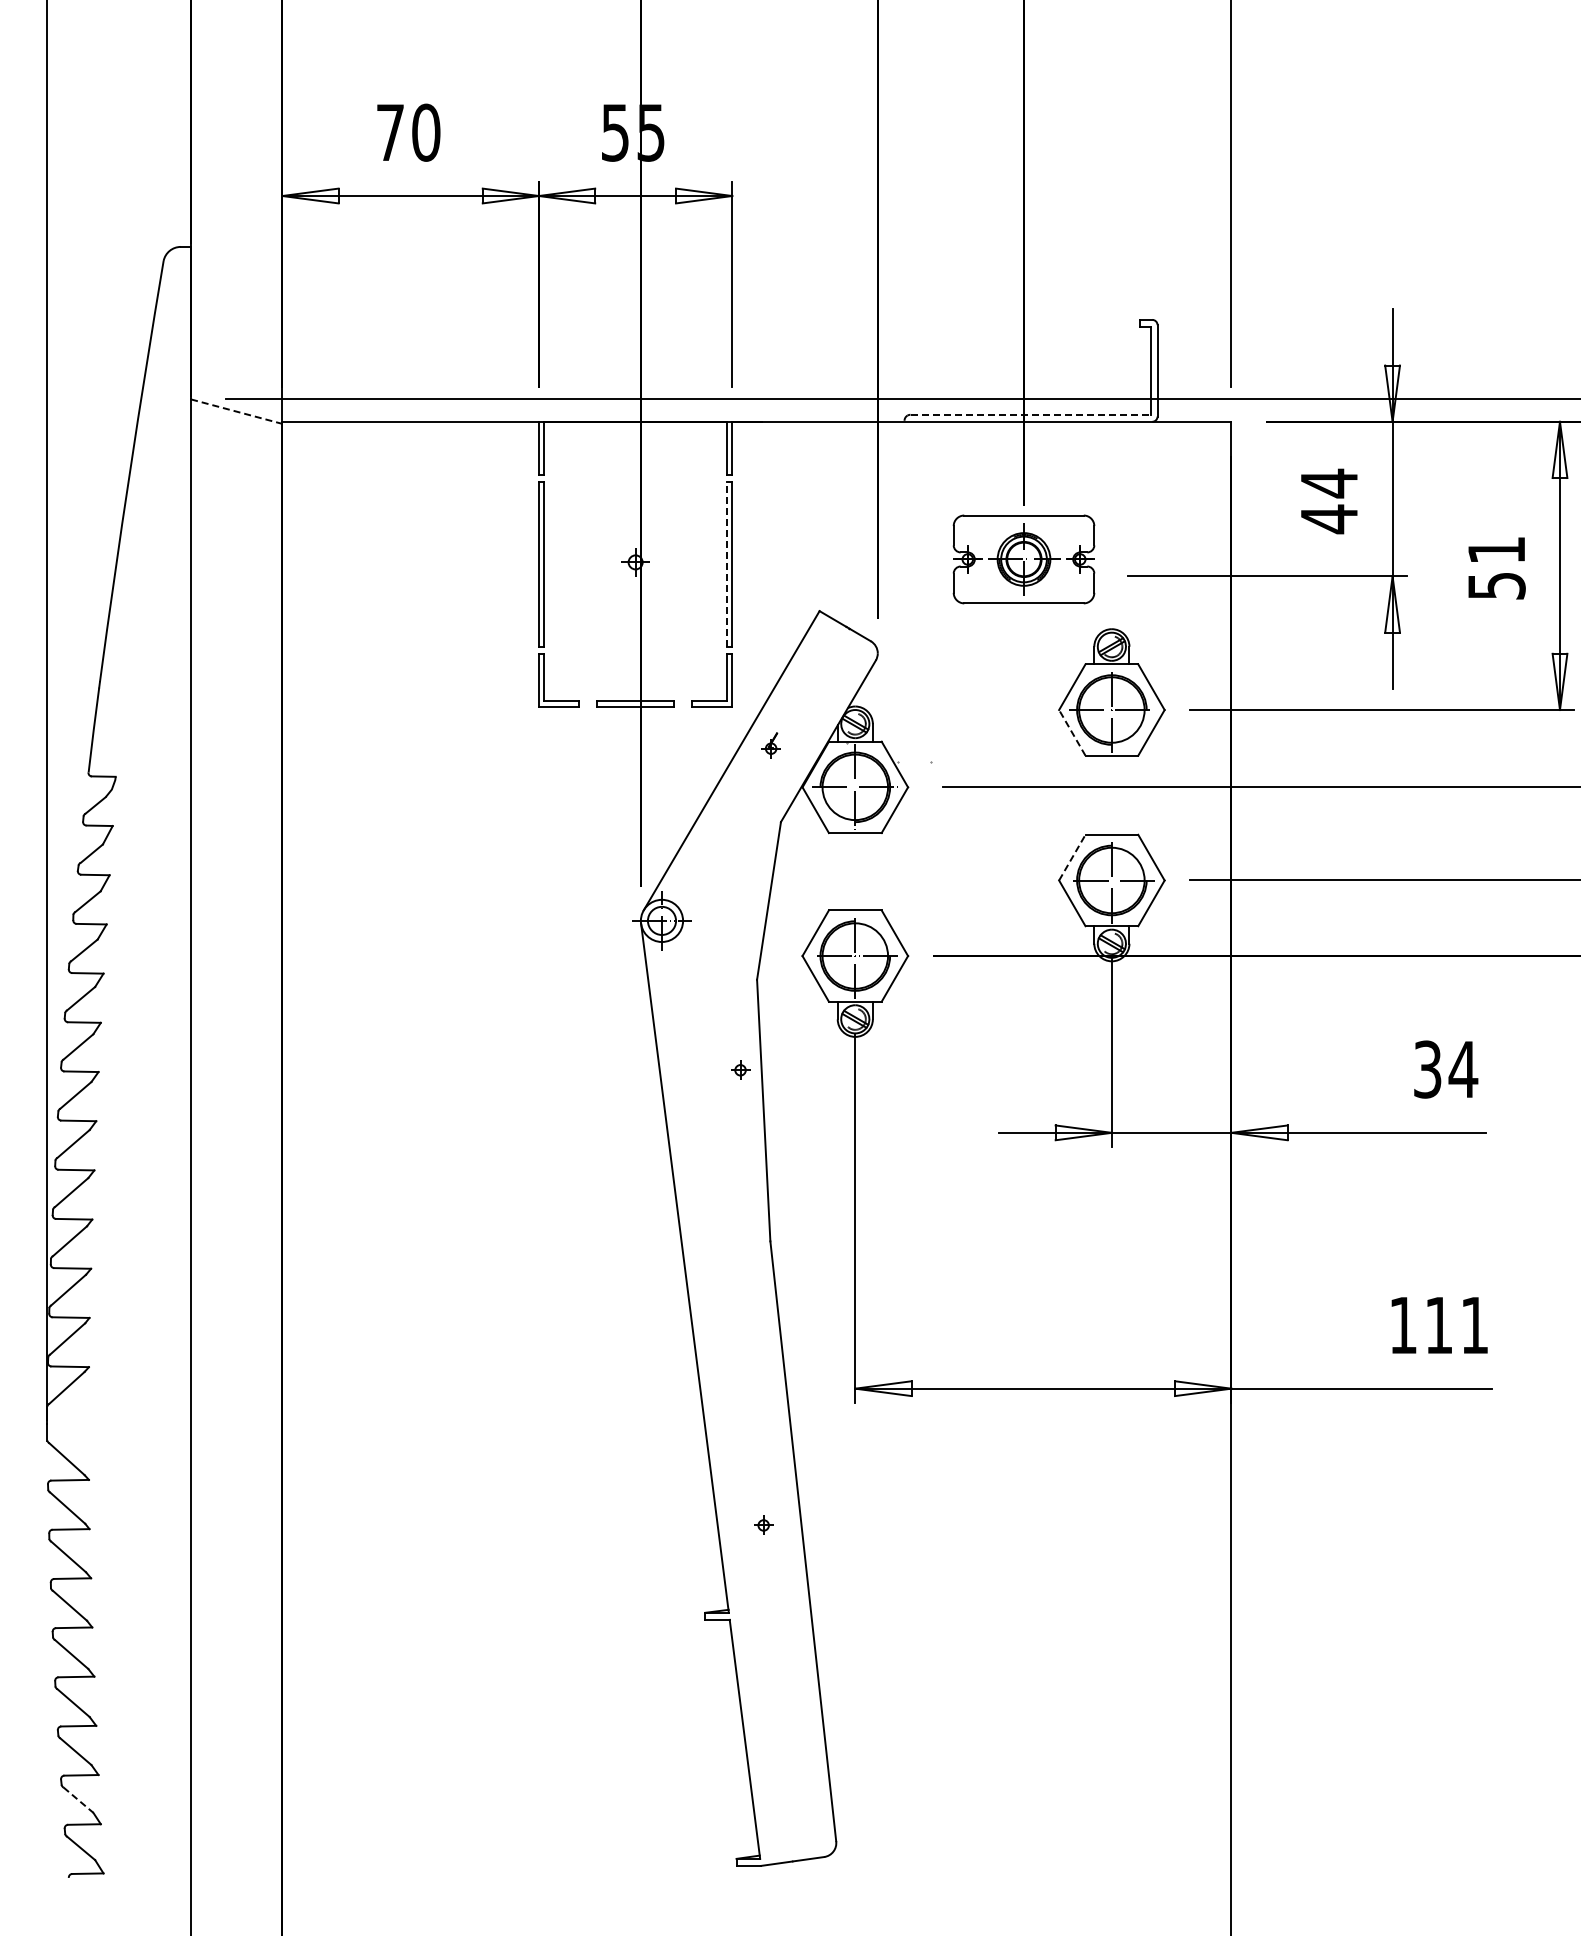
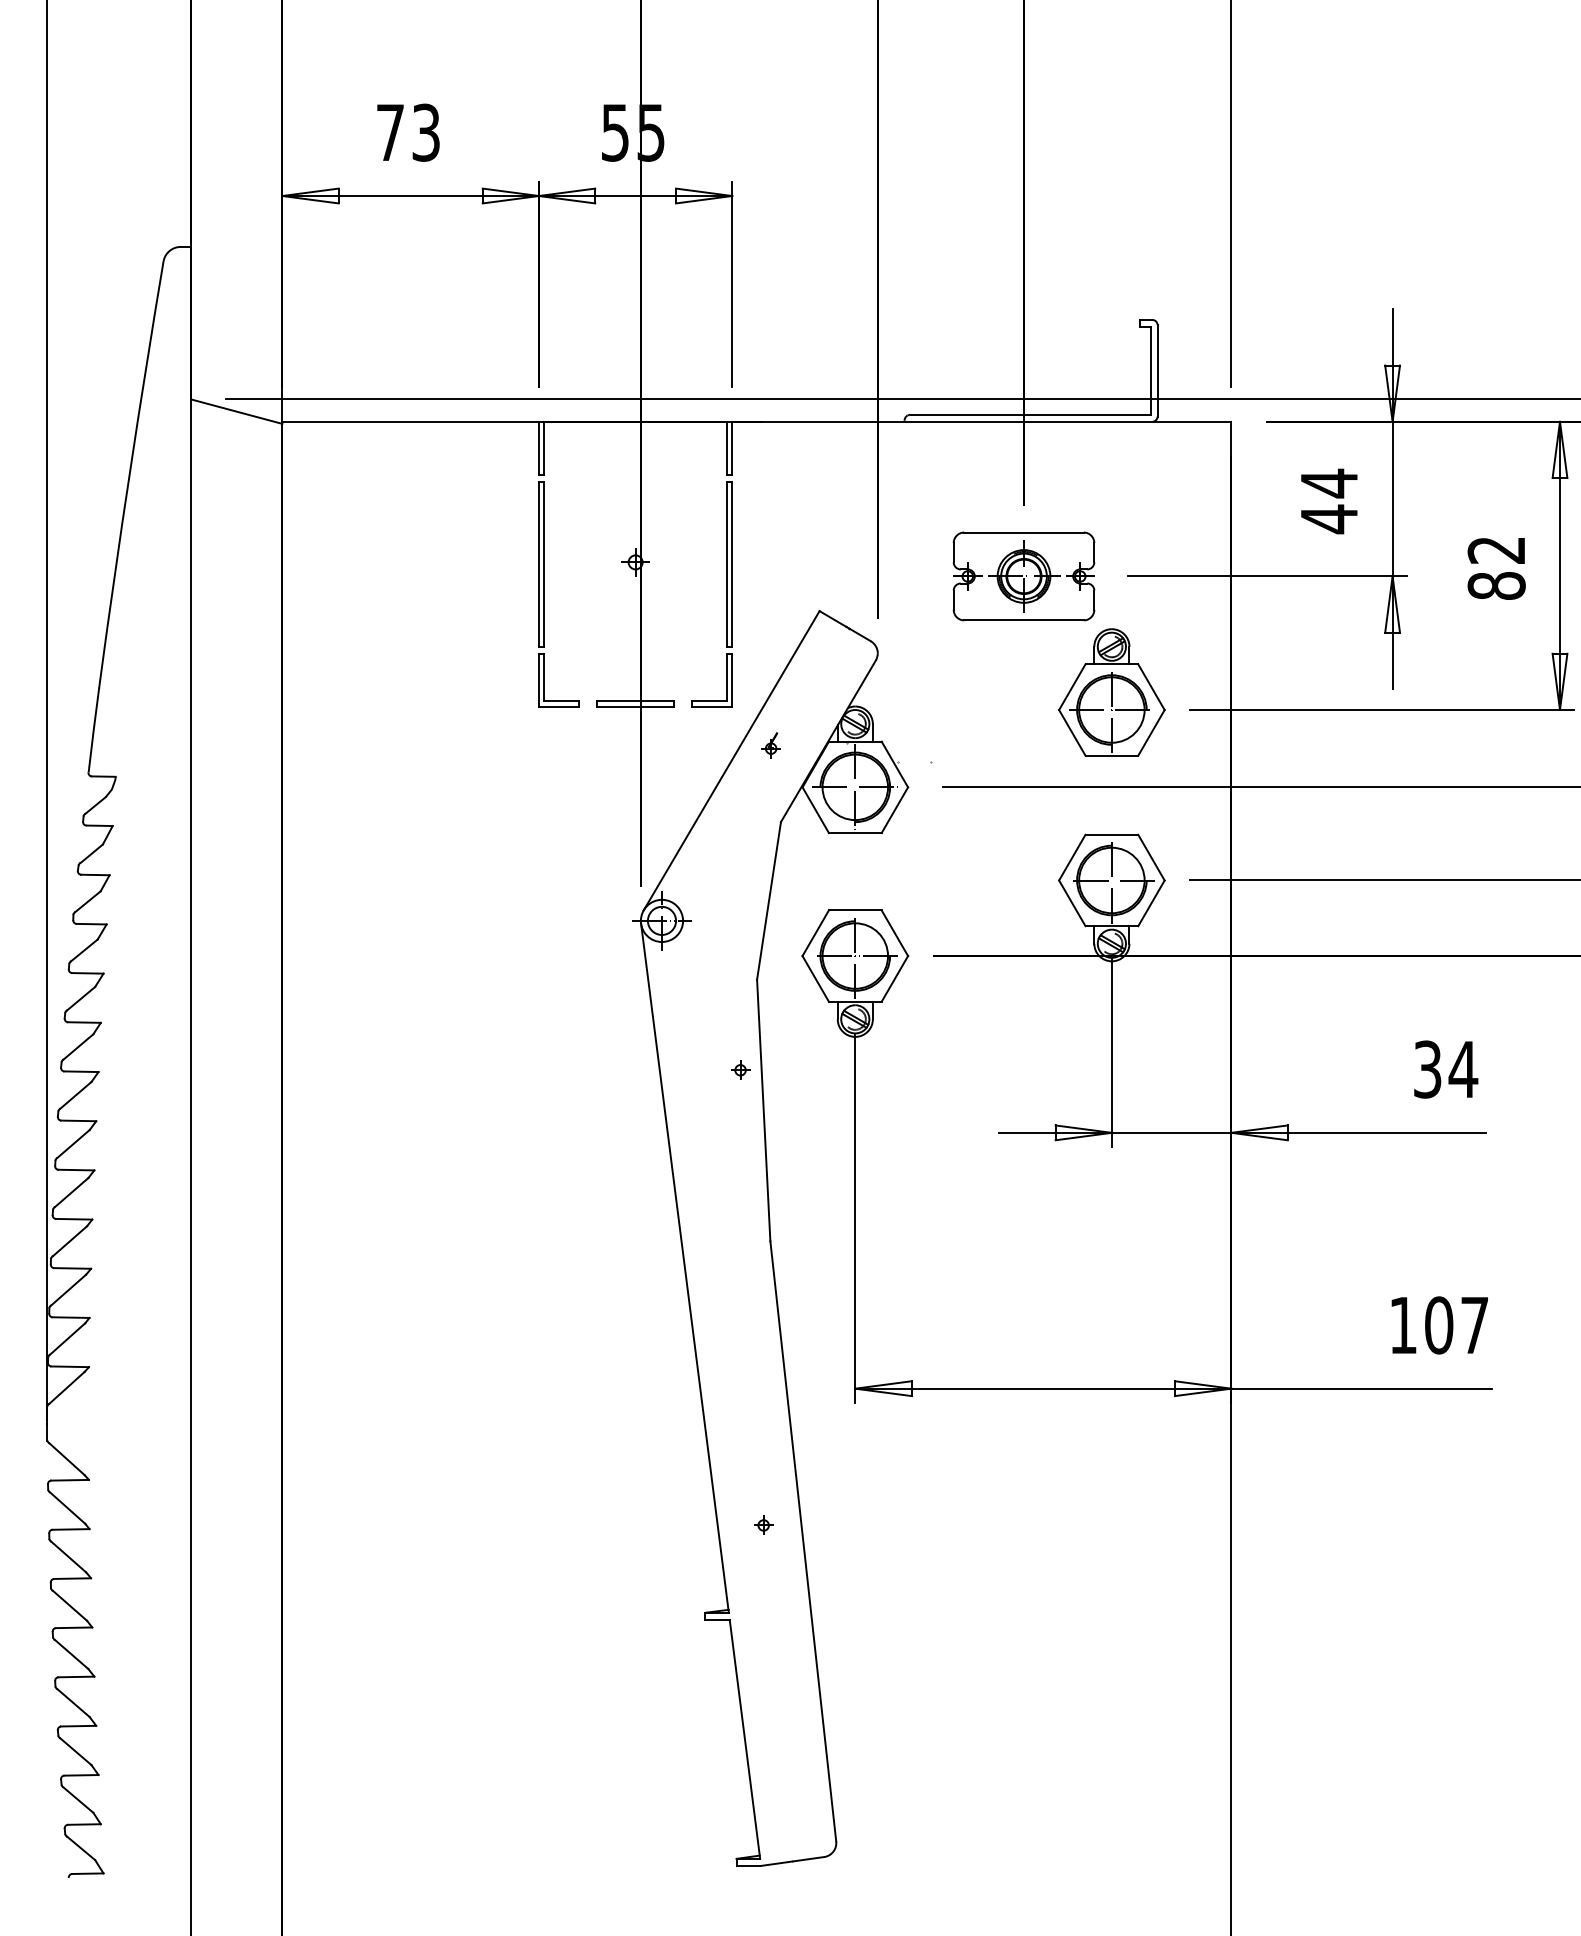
text: 70 -> 73 (426, 132)
line: dashed -> solid (237, 411)
line: dashed -> solid (1031, 414)
part position: (1023, 559) -> (1023, 576) (1023, 576)
line: dashed -> solid (727, 564)
text: 51 -> 82 (1496, 568)
line: dashed -> solid (1072, 732)
line: dashed -> solid (1072, 857)
text: 111 -> 107 (1456, 1325)
line: dashed -> solid (78, 1800)
